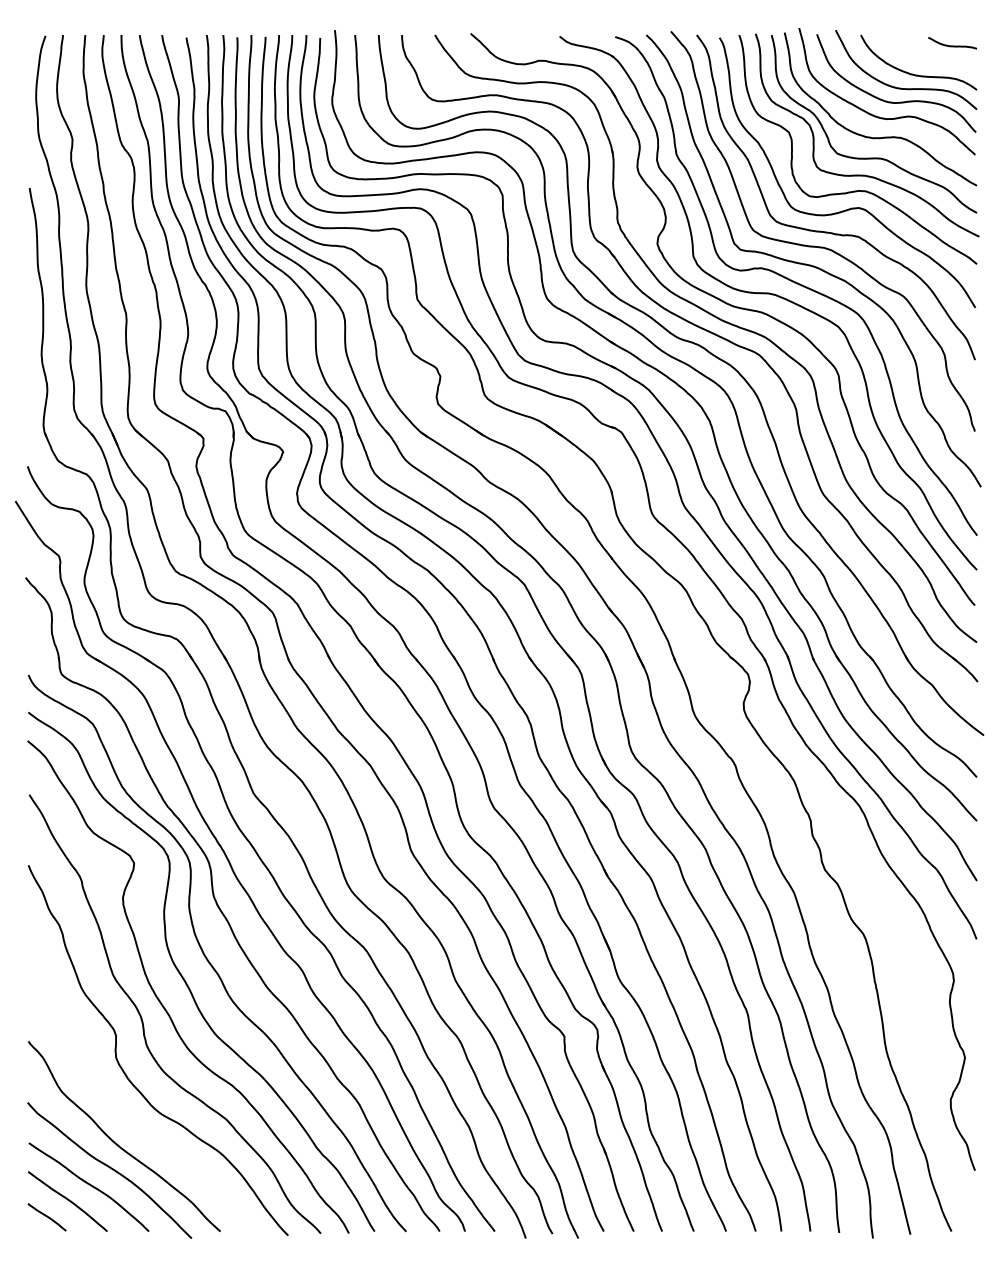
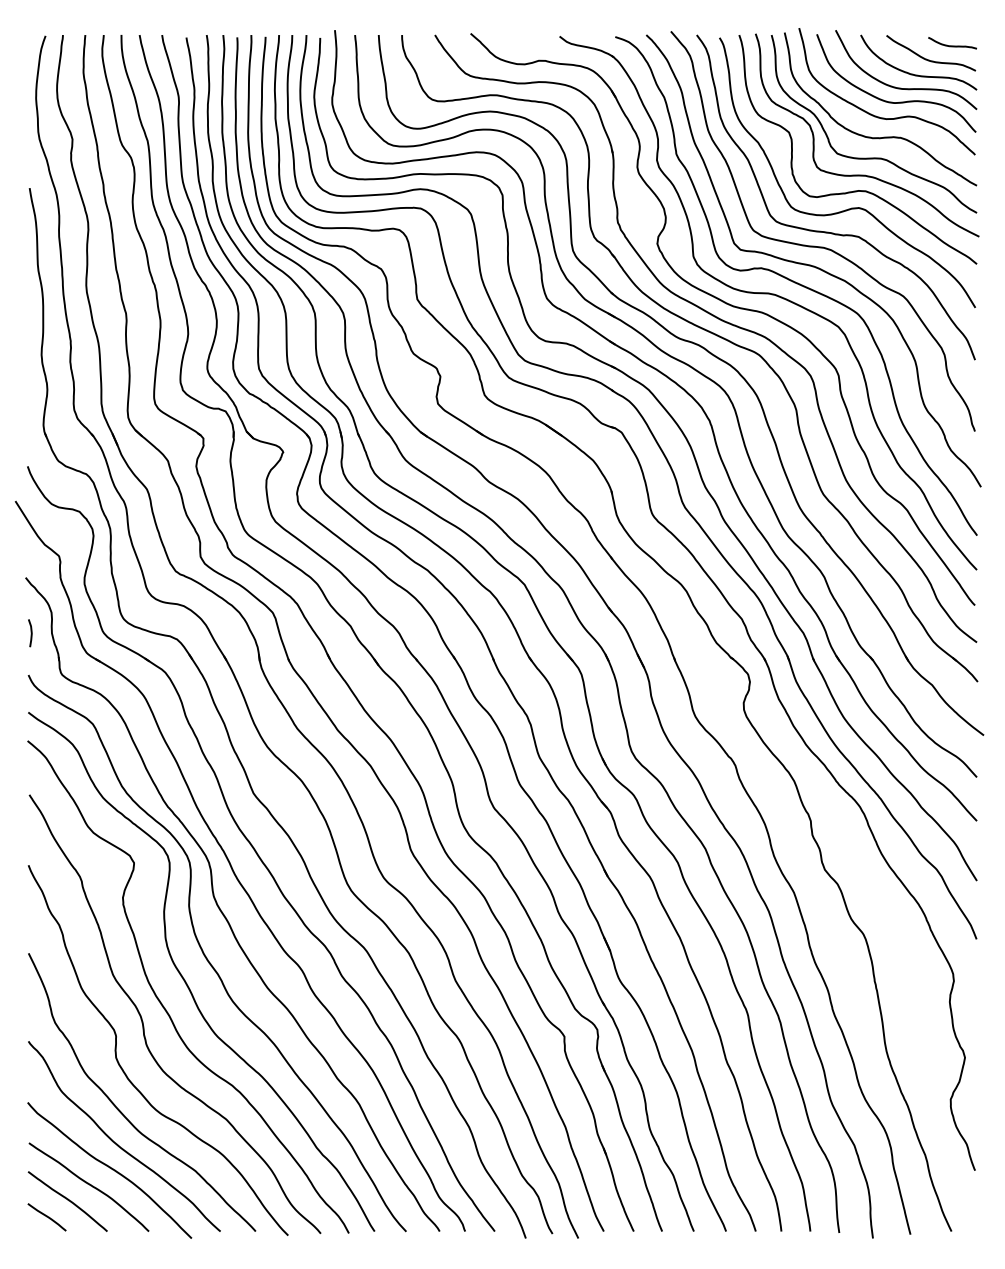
curve: none -> present (929, 59)
curve: none -> present (30, 633)
curve: none -> present (122, 1112)
